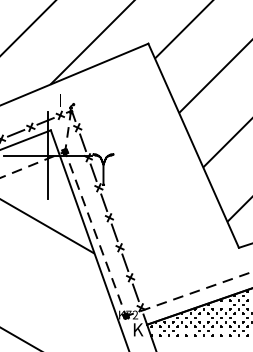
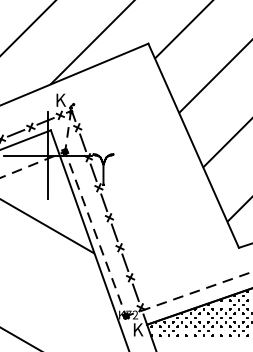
text: I -> Κ (60, 99)
